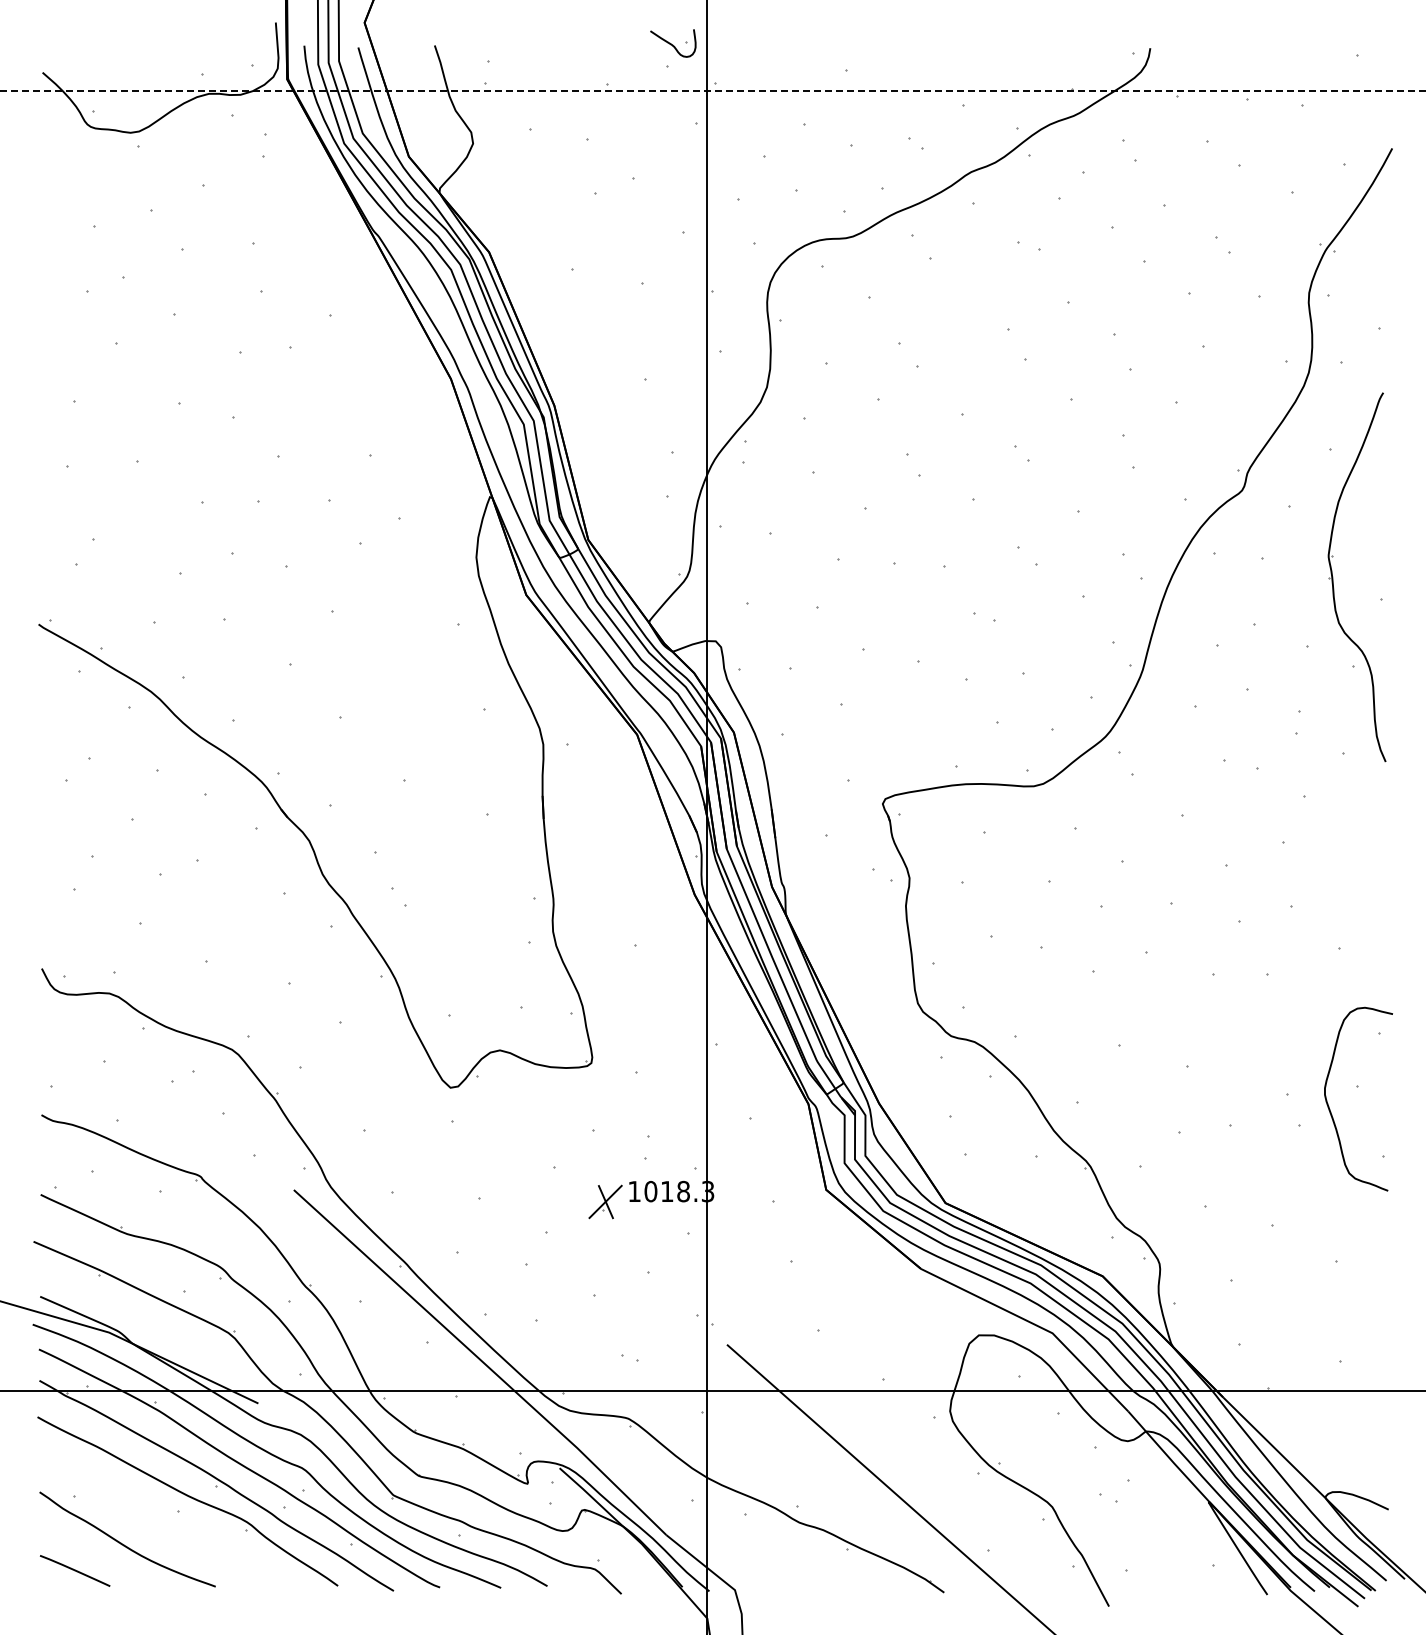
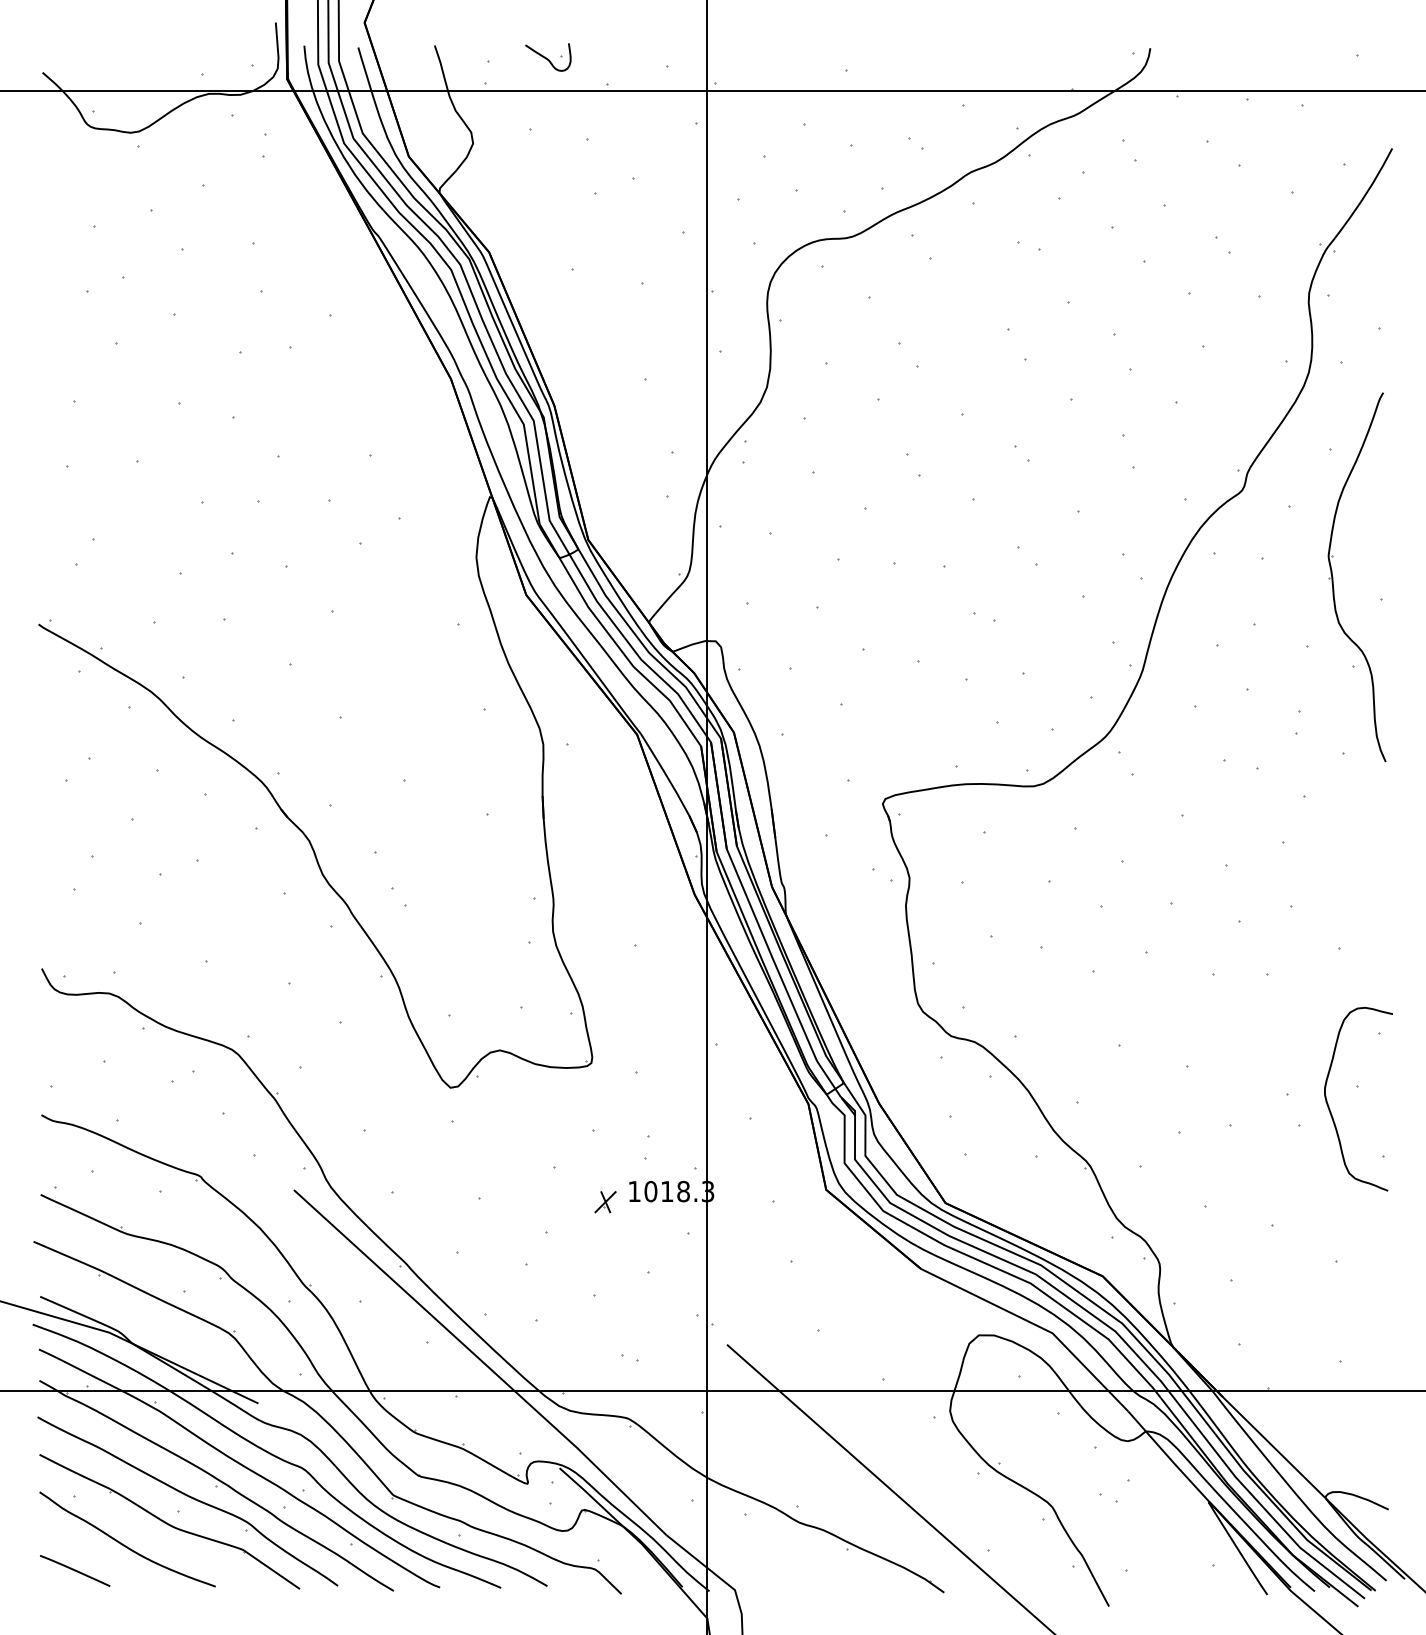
part position: (673, 43) -> (548, 57) (548, 57)
line: dashed -> solid (712, 91)
part size: 35x36 px -> 23x23 px (605, 1202)
part: none -> present (169, 1521)
